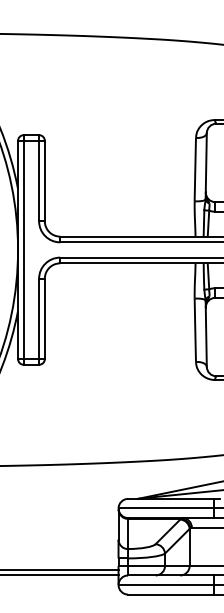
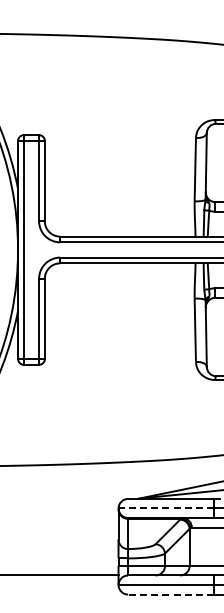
line: solid -> dashed (166, 508)
line: present -> none (60, 569)
line: solid -> dashed (170, 594)
